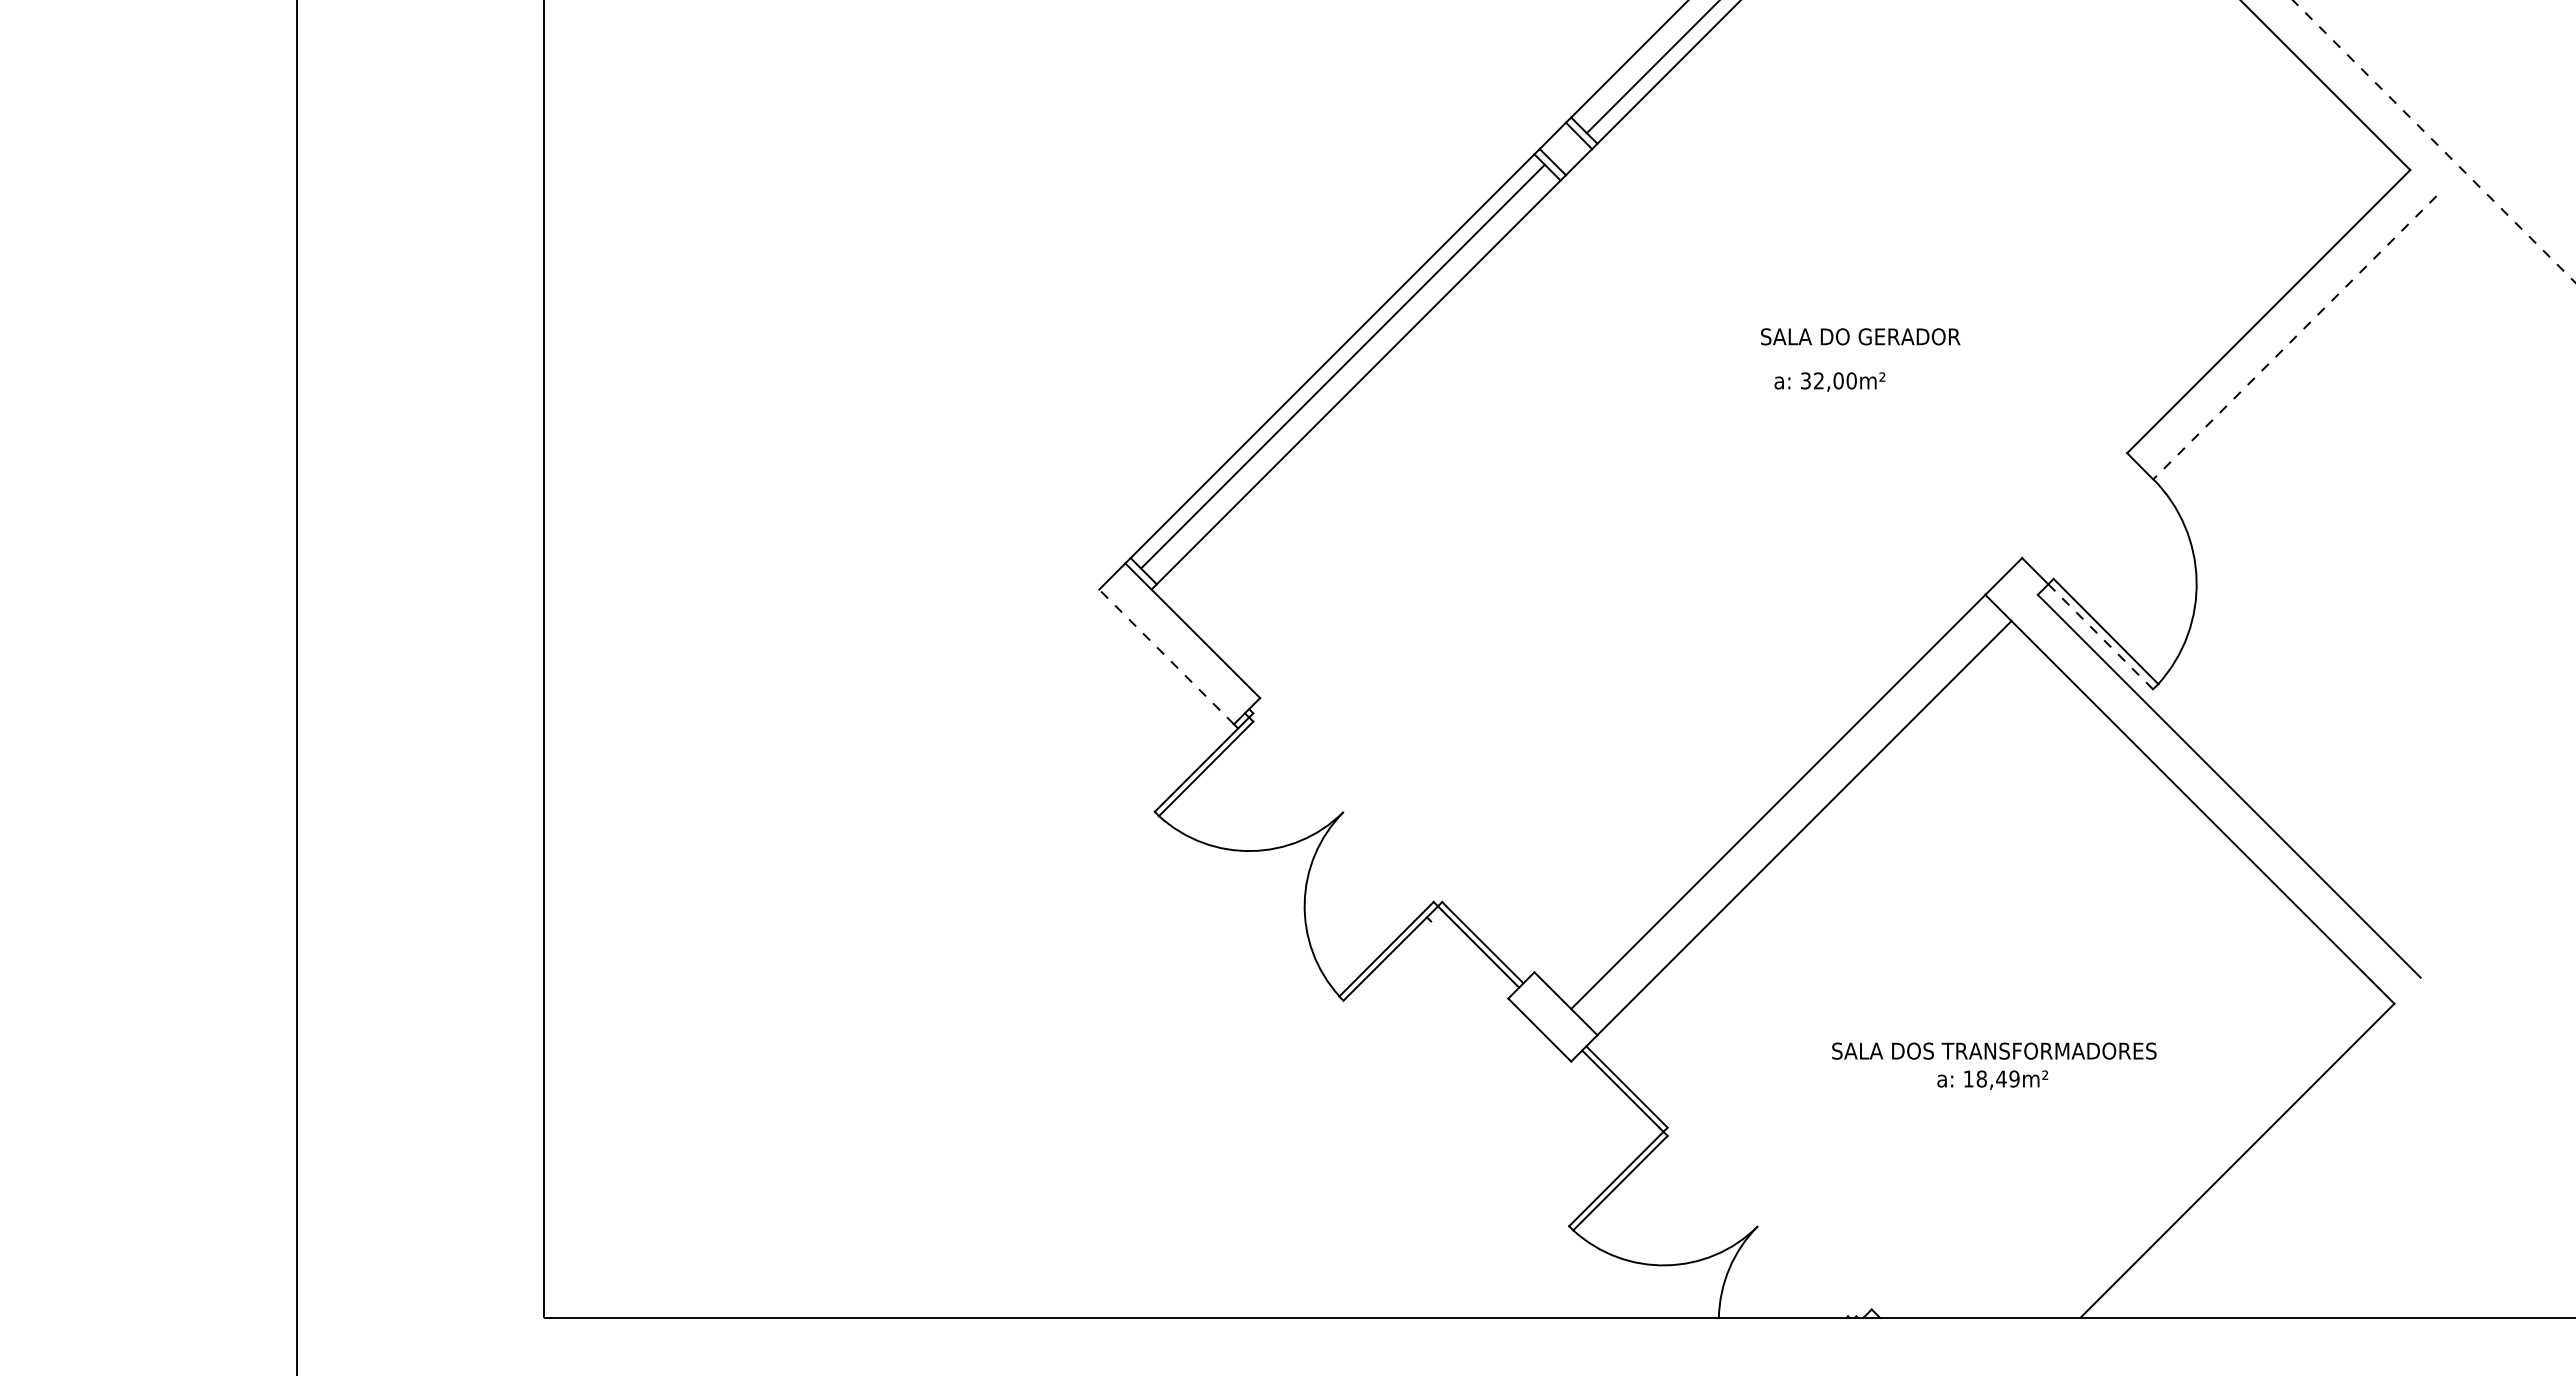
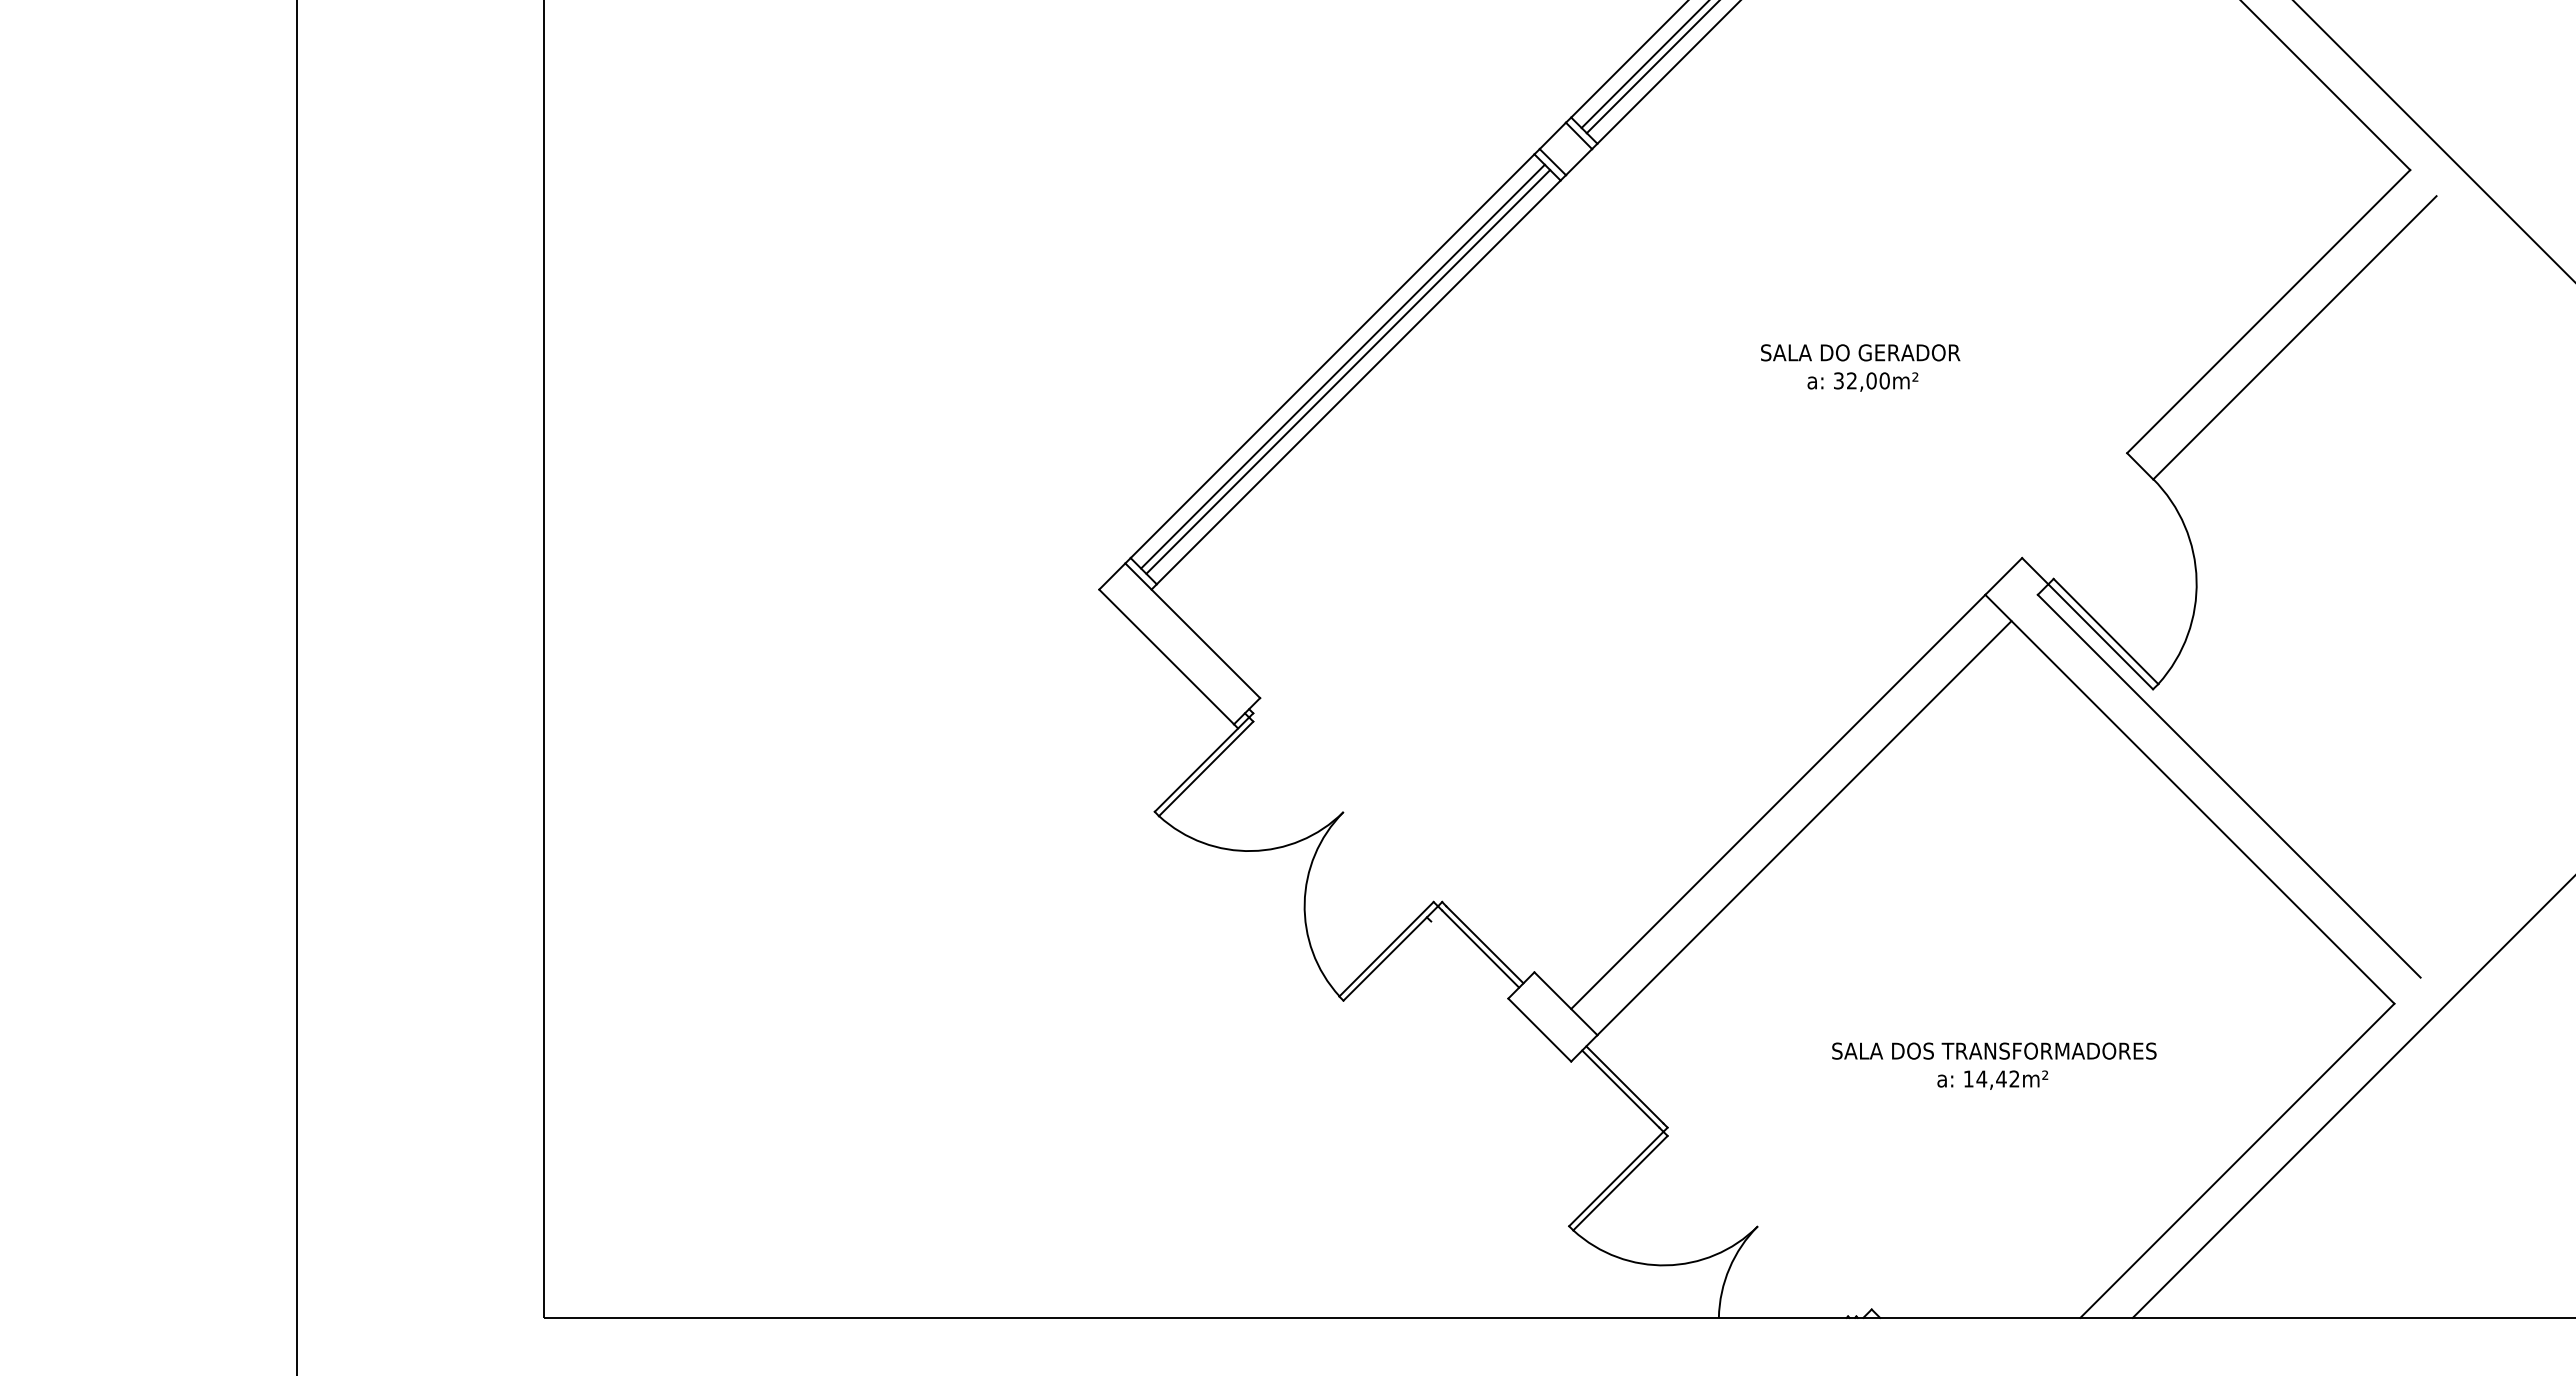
line: none -> present (1643, 65)
line: dashed -> solid (2434, 141)
text position: (1860, 336) -> (1860, 352) (1860, 352)
line: dashed -> solid (2294, 338)
line: none -> present (1348, 371)
text position: (1829, 381) -> (1862, 381) (1862, 381)
line: dashed -> solid (2101, 637)
line: dashed -> solid (1166, 656)
text: 18,49m² -> 14,42m² (1997, 1078)
line: none -> present (2352, 1097)
